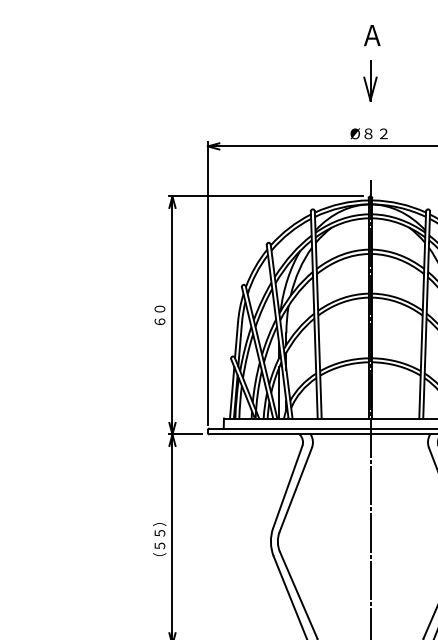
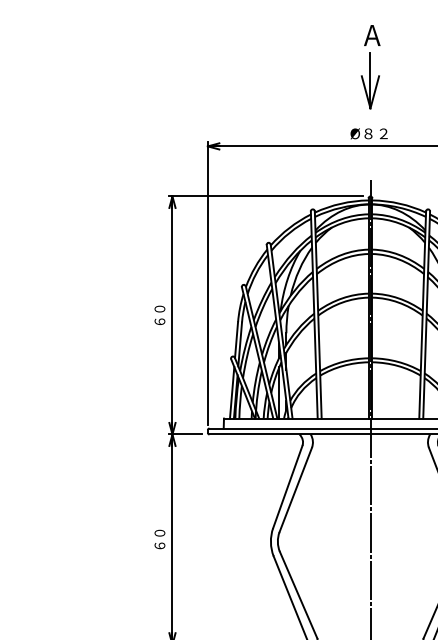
part size: 15x42 px -> 20x58 px (369, 80)
text: （５５） -> ６０ (159, 539)
